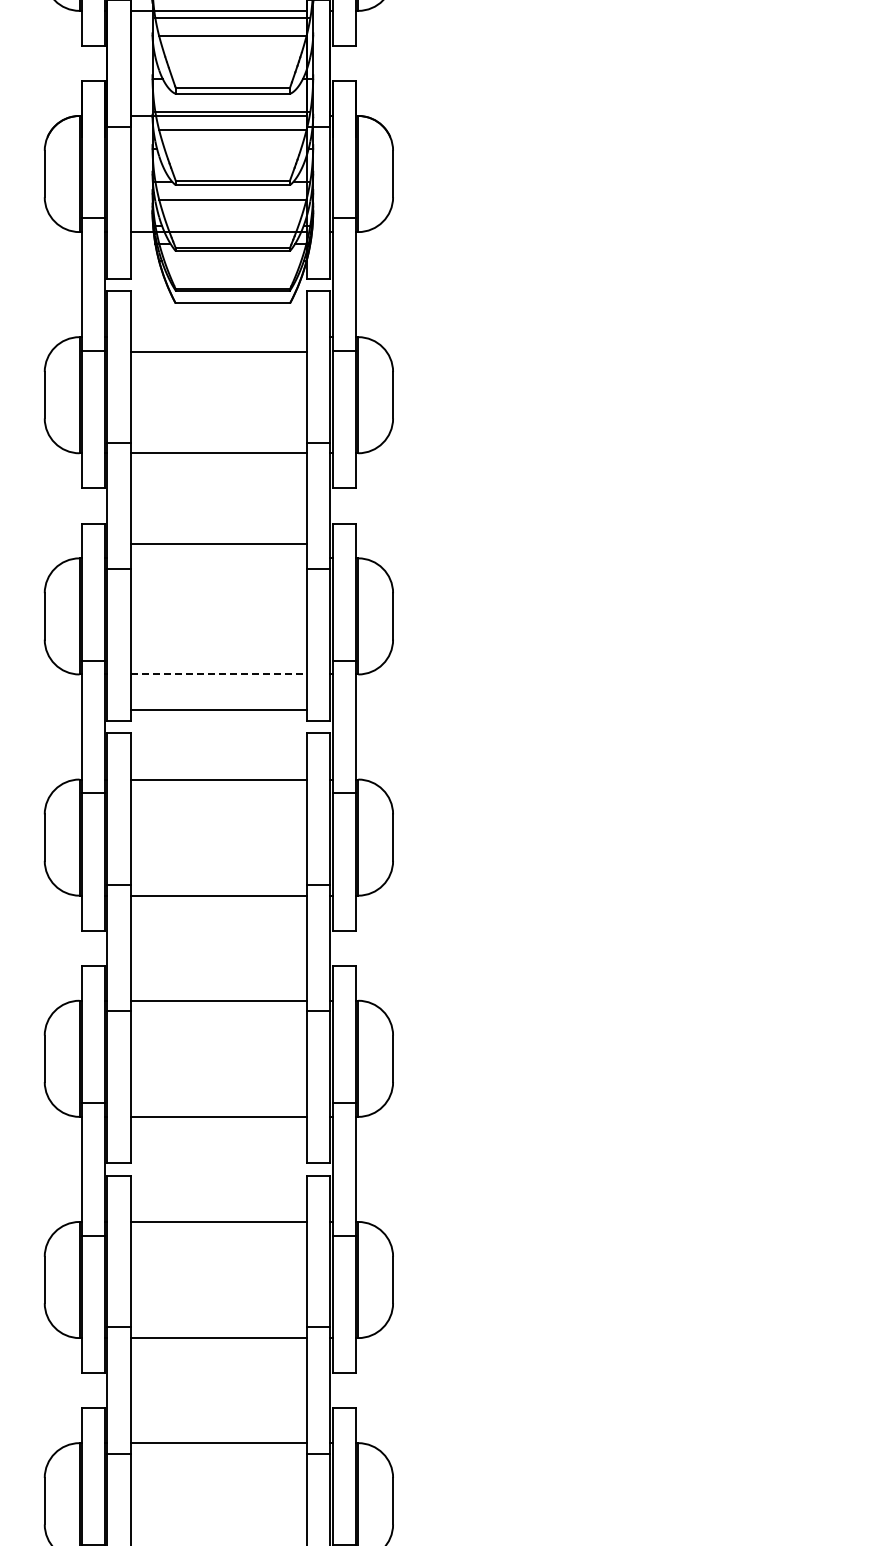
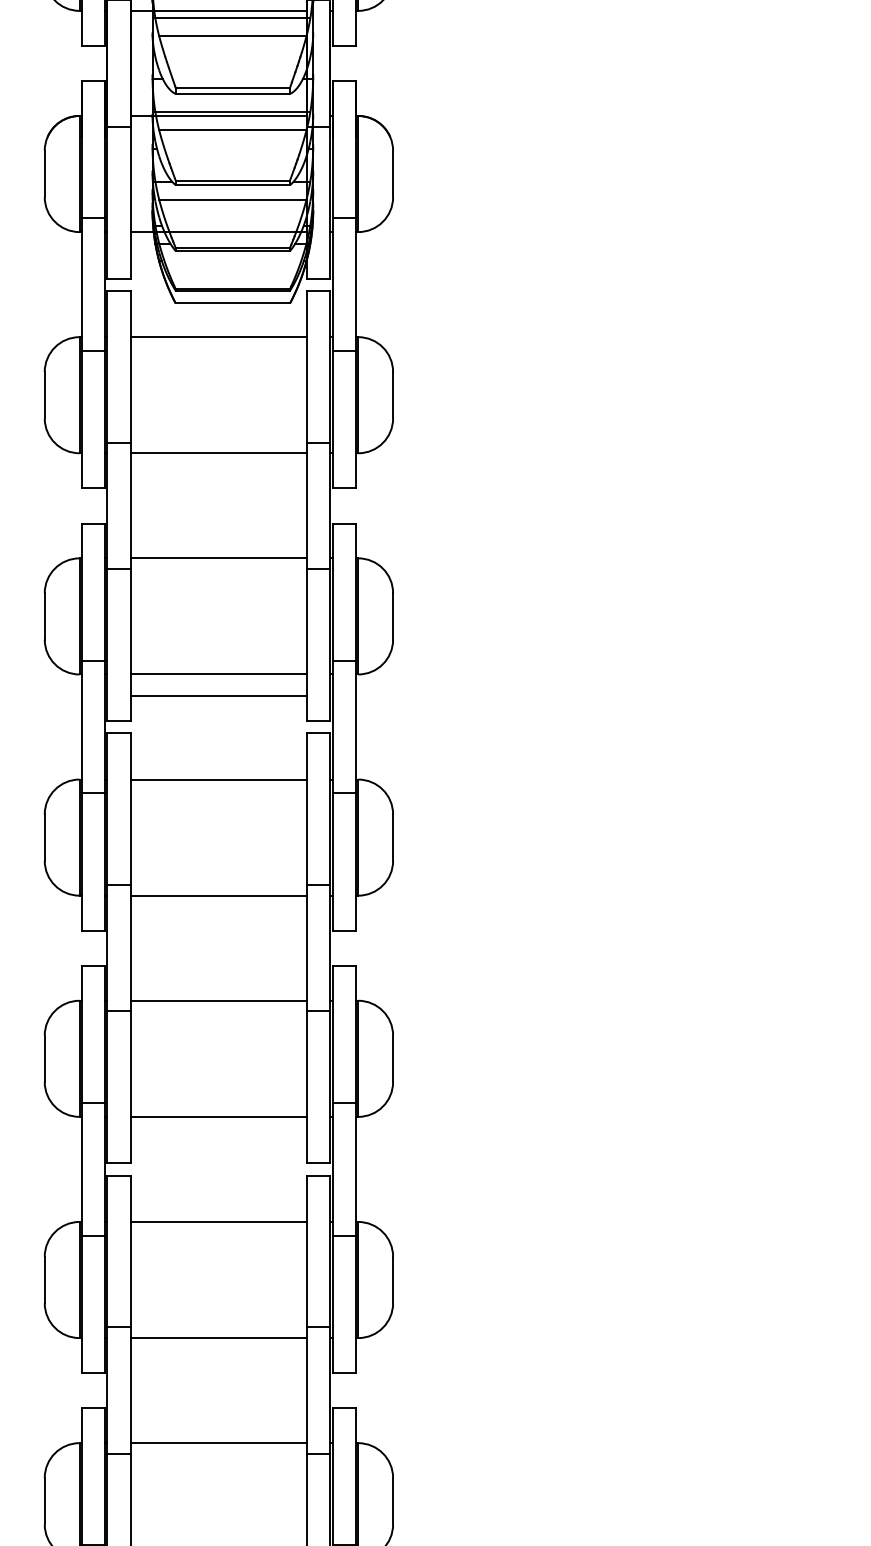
line position: (218, 352) -> (218, 337) (218, 337)
line position: (218, 544) -> (218, 558) (218, 558)
line: dashed -> solid (219, 674)
line position: (218, 709) -> (218, 695) (218, 695)
